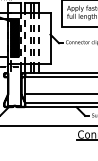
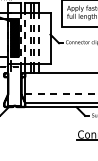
line: present -> none (59, 77)
line: solid -> dashed (62, 94)
line: present -> none (48, 126)
